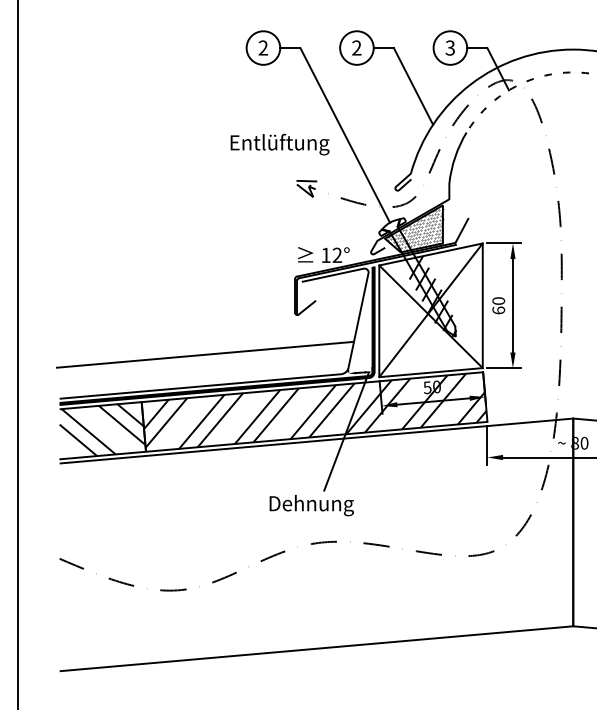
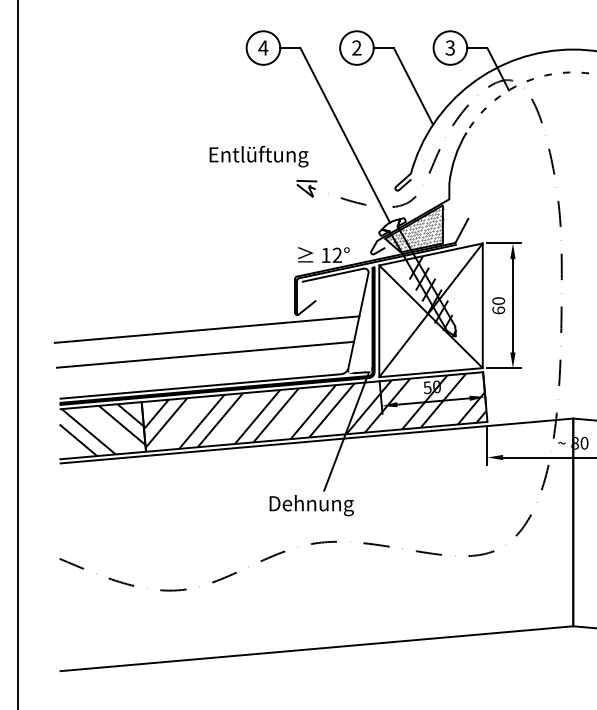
text: 2 -> 4 (263, 47)
text position: (279, 144) -> (258, 156) (258, 156)
line: none -> present (206, 329)
